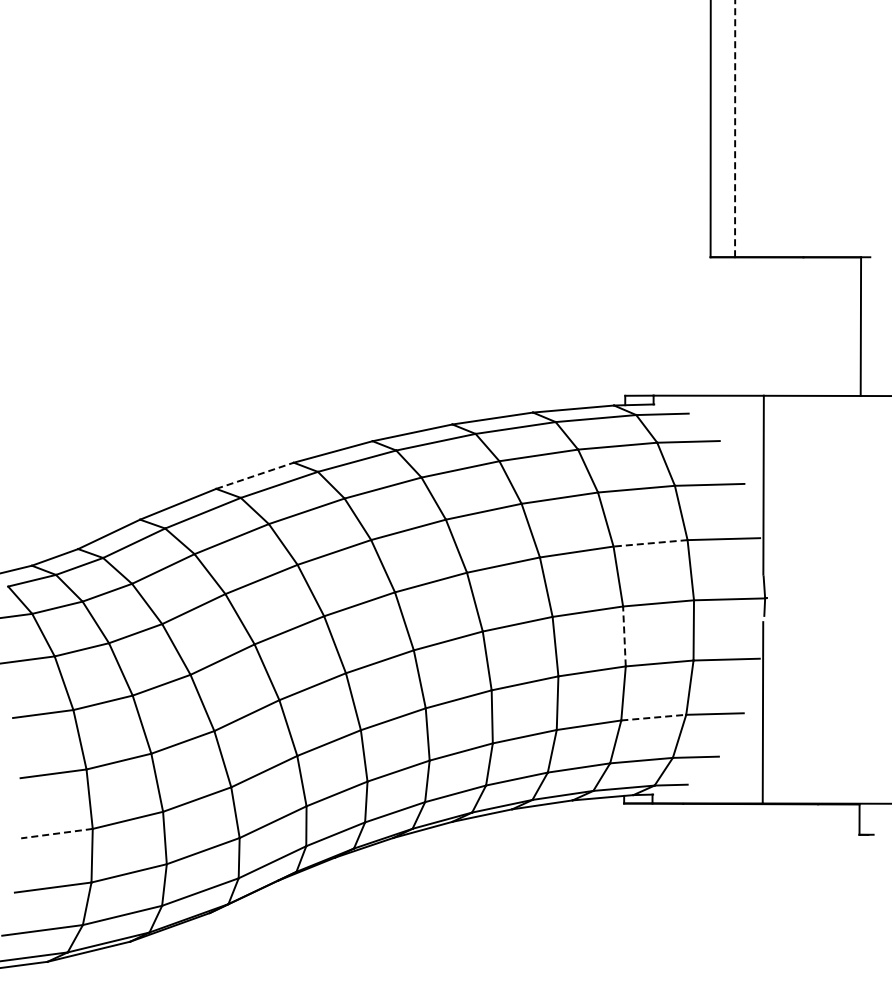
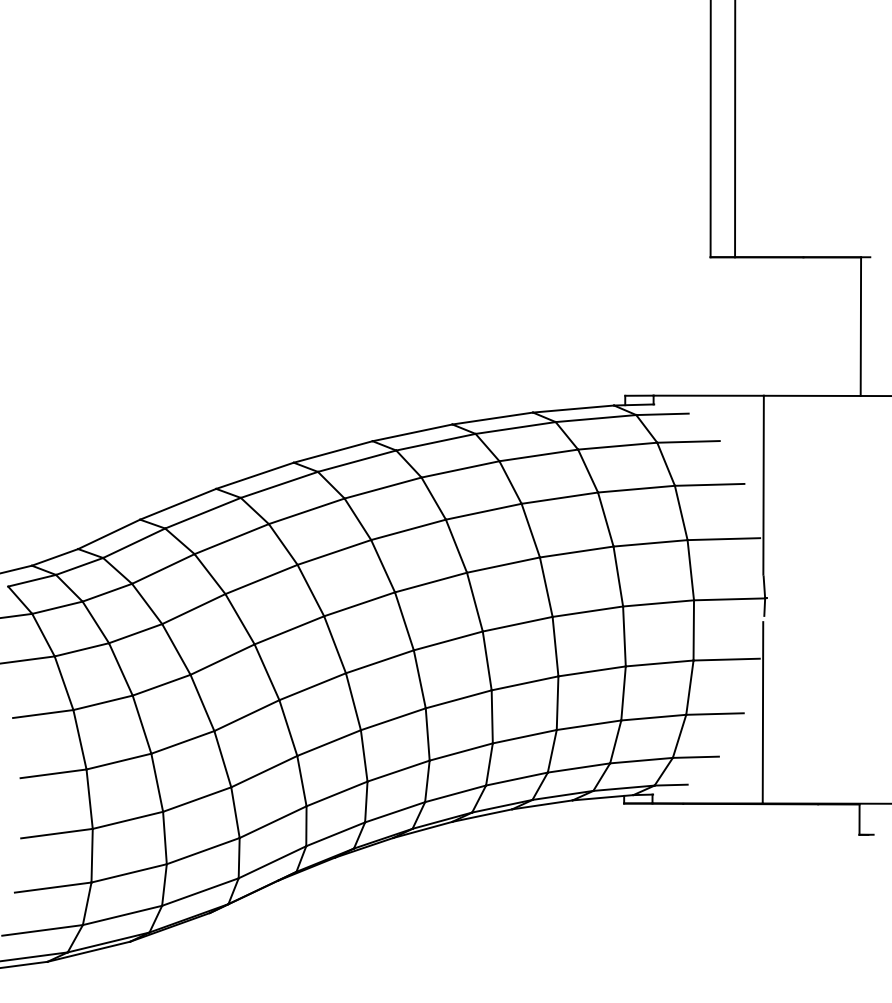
line: dashed -> solid (735, 128)
line: dashed -> solid (255, 475)
line: dashed -> solid (650, 543)
line: dashed -> solid (624, 636)
line: dashed -> solid (653, 717)
line: dashed -> solid (56, 833)
